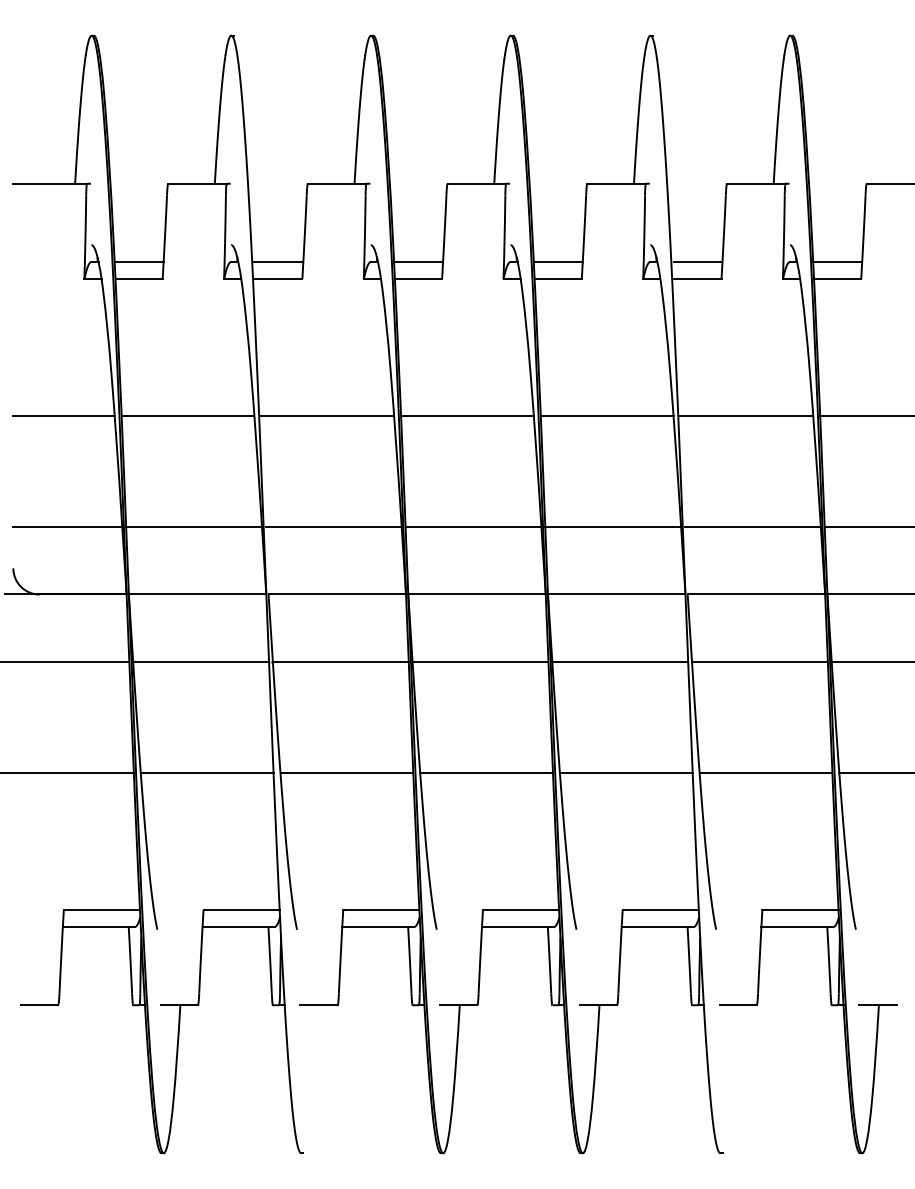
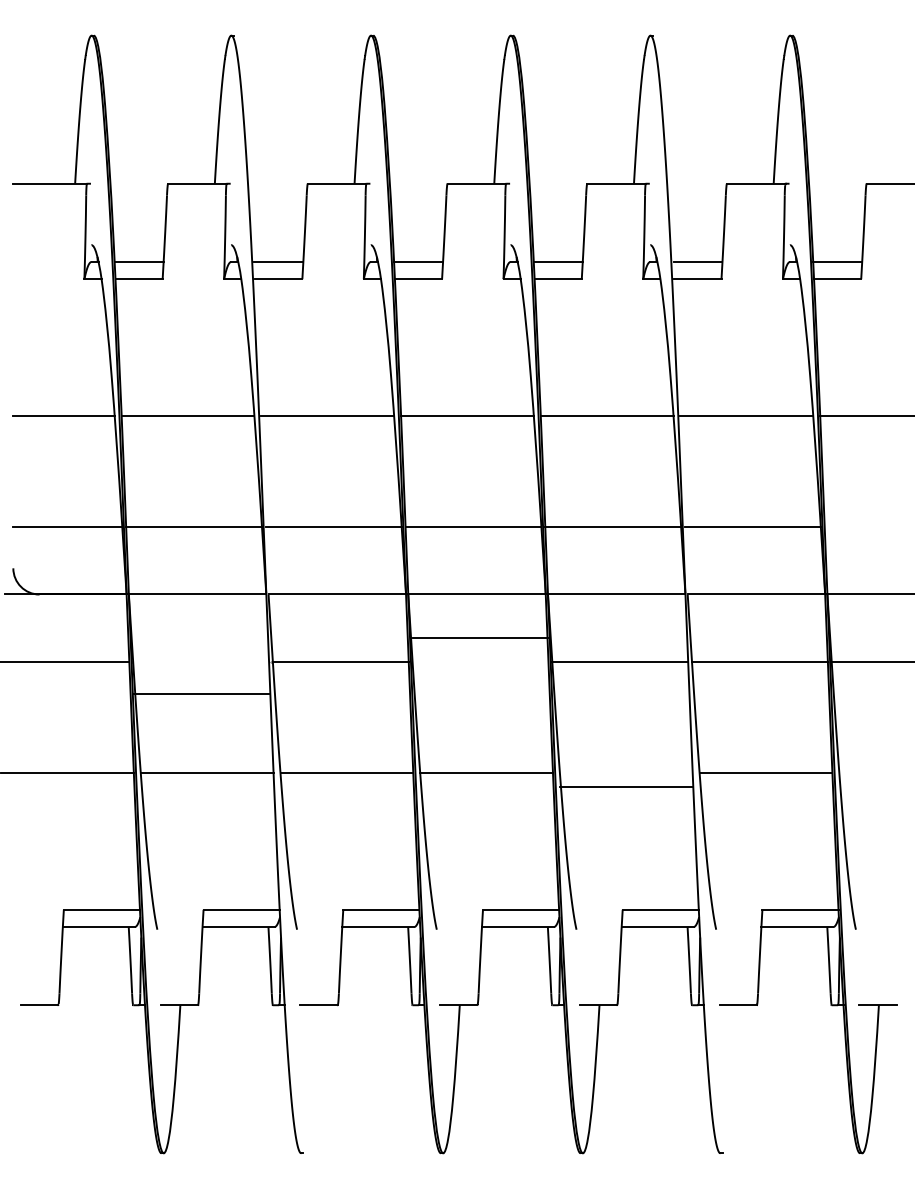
line: present -> none (867, 527)
line position: (201, 661) -> (201, 693) (201, 693)
line position: (480, 661) -> (480, 637) (480, 637)
line position: (625, 773) -> (625, 787) (625, 787)
line: present -> none (875, 773)
